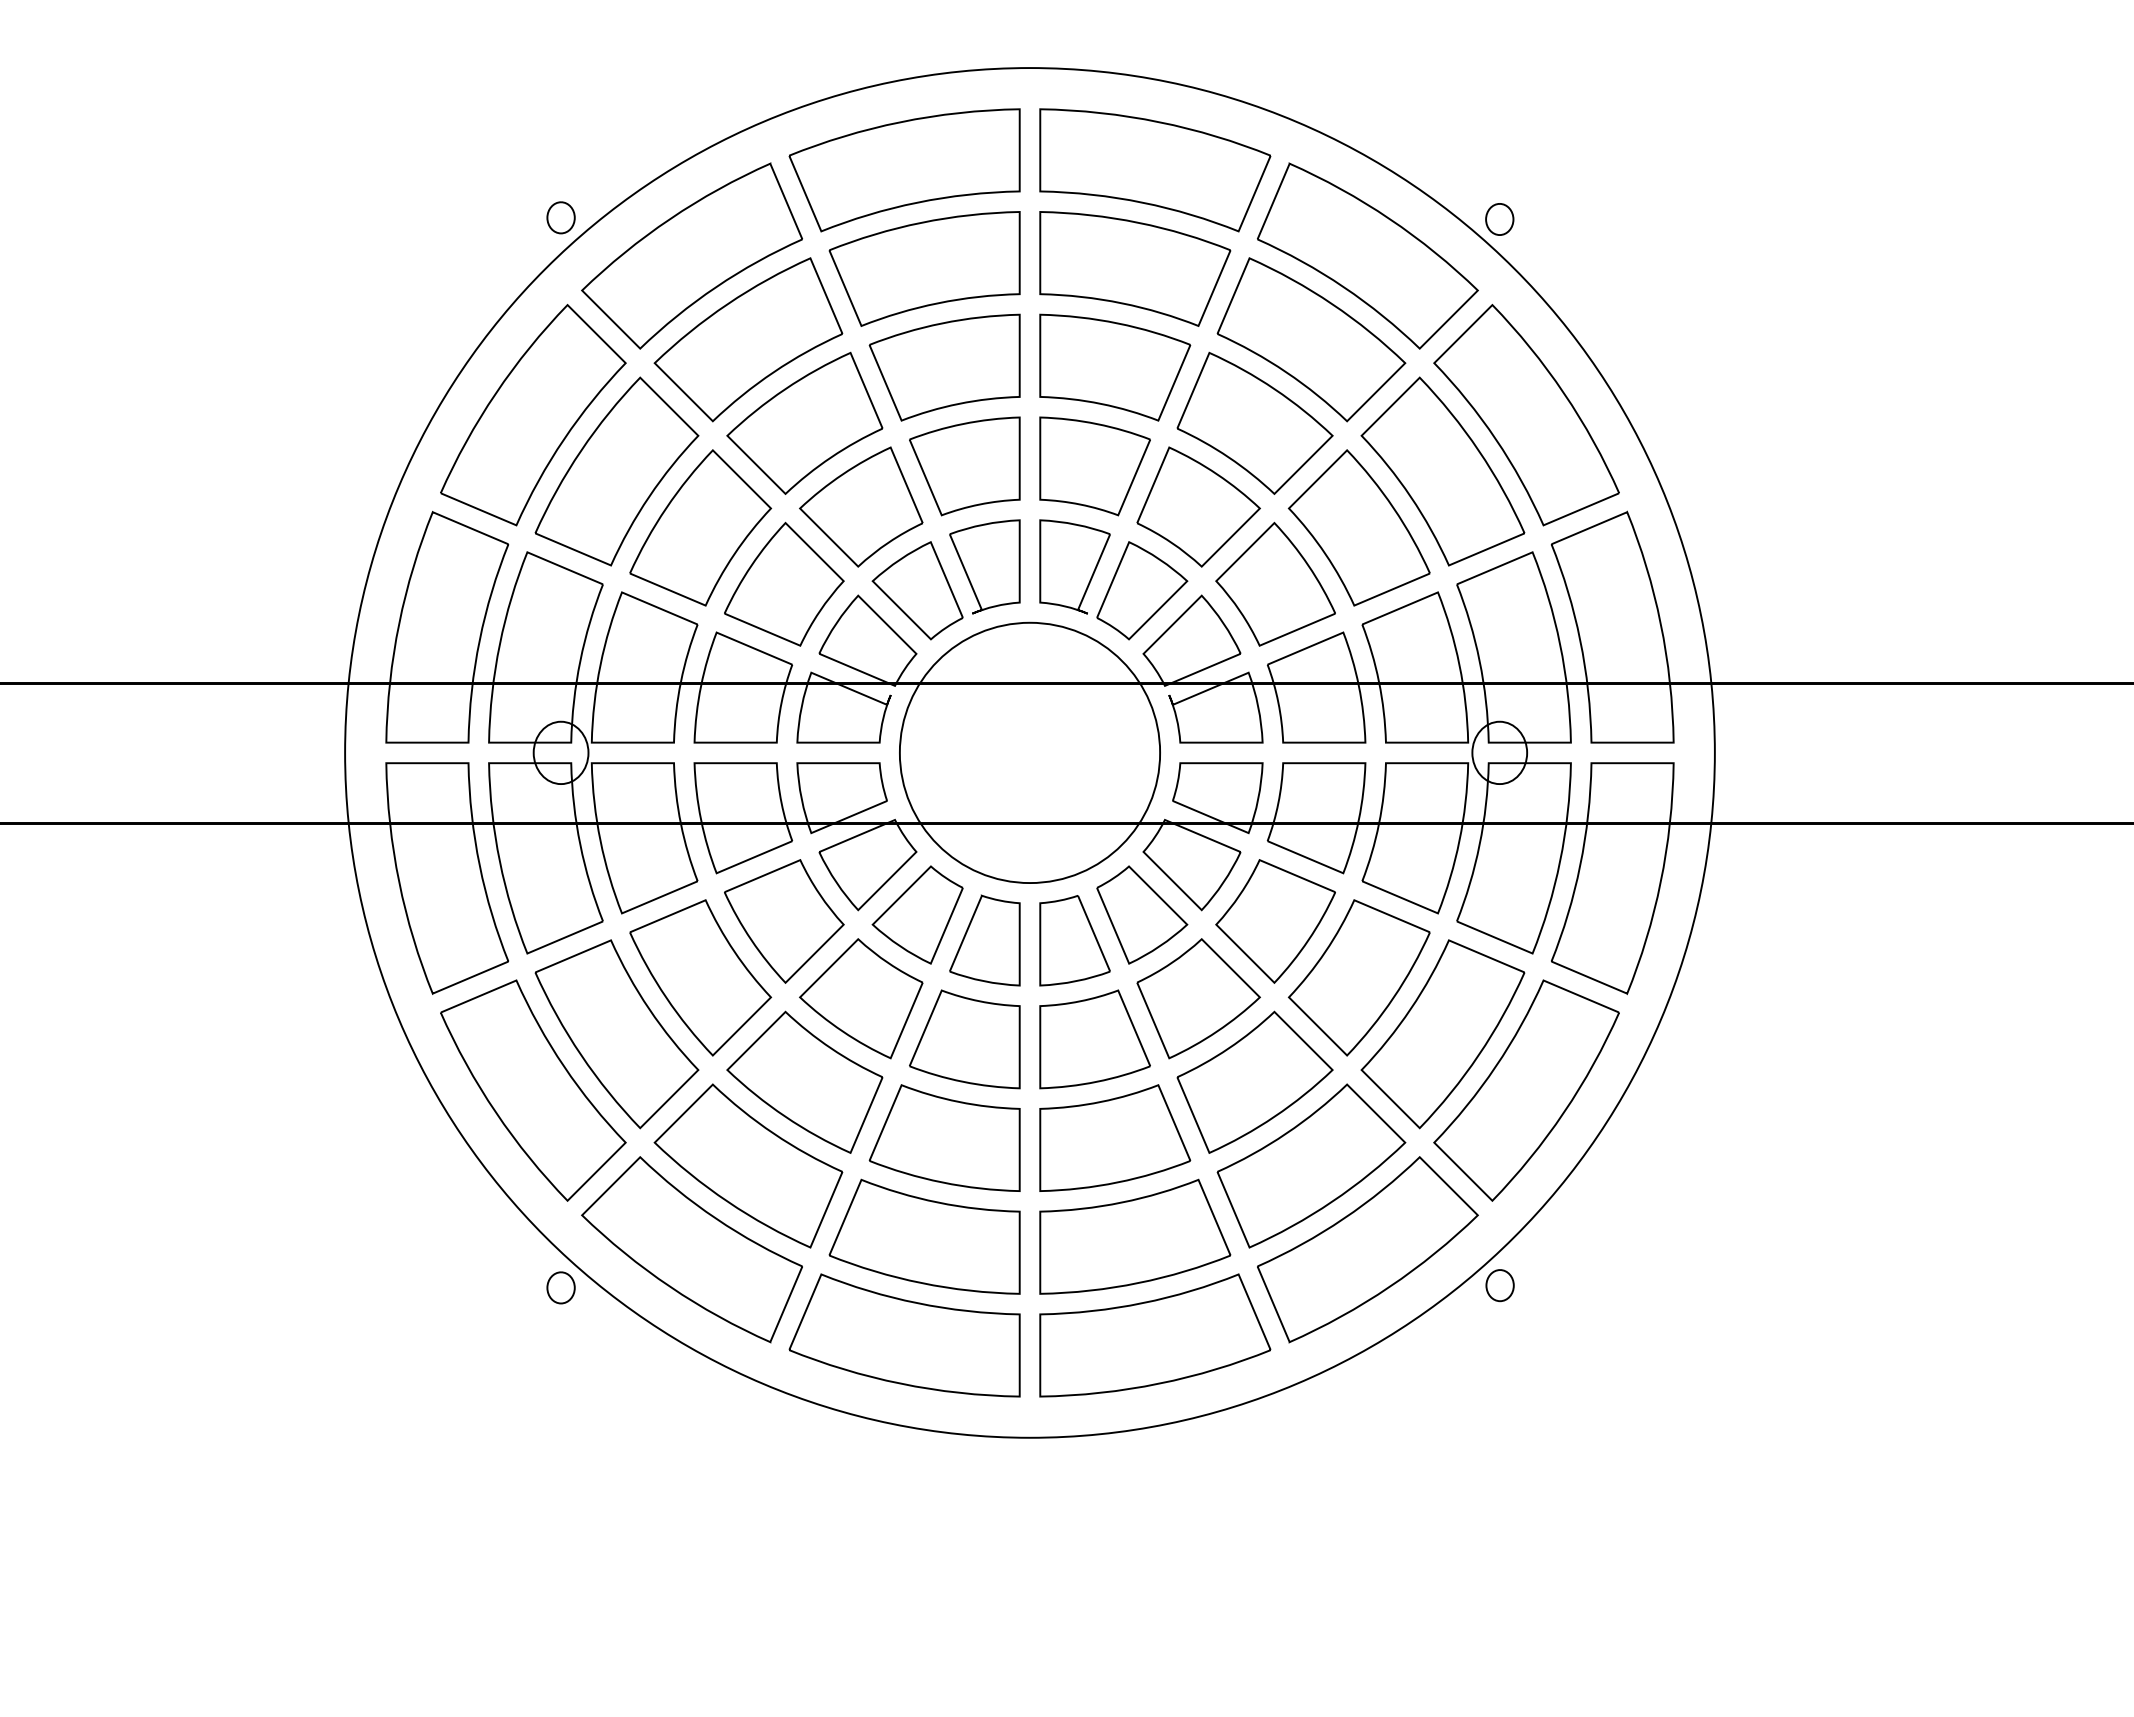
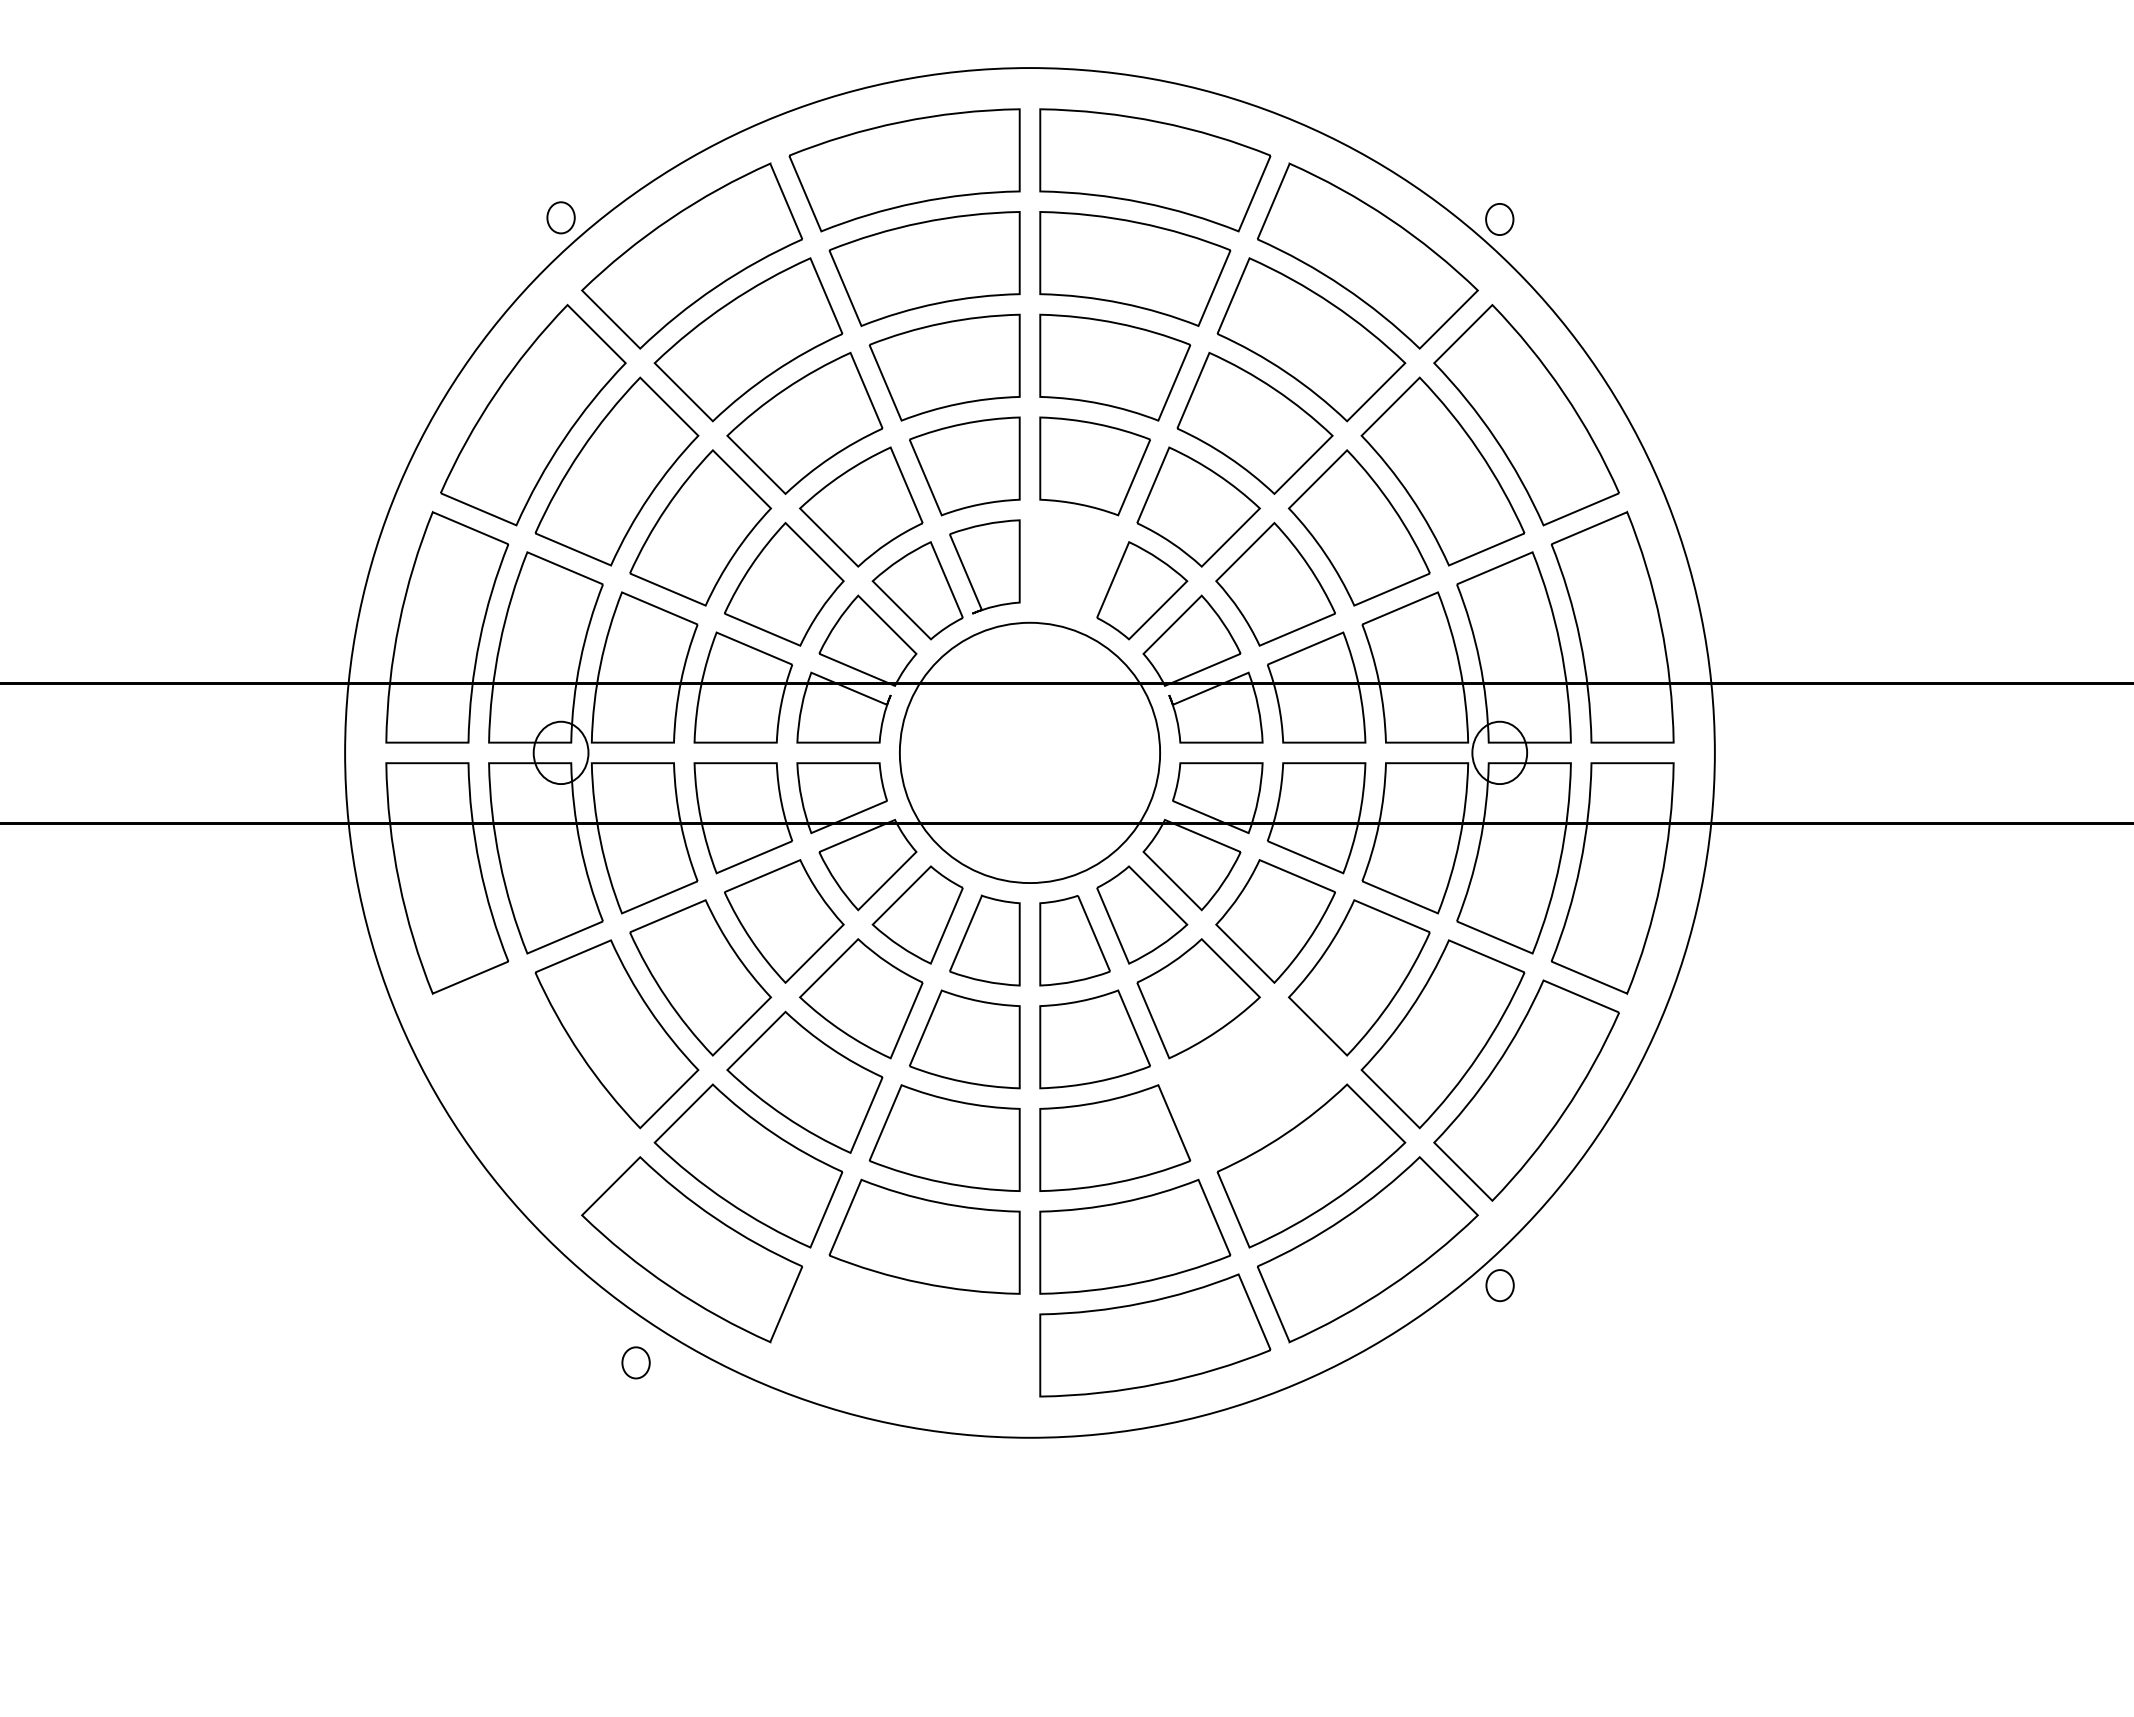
part: present -> none (1074, 566)
part: present -> none (1254, 1081)
part: present -> none (533, 1090)
part position: (560, 1287) -> (635, 1362) (635, 1362)
part: present -> none (904, 1335)
